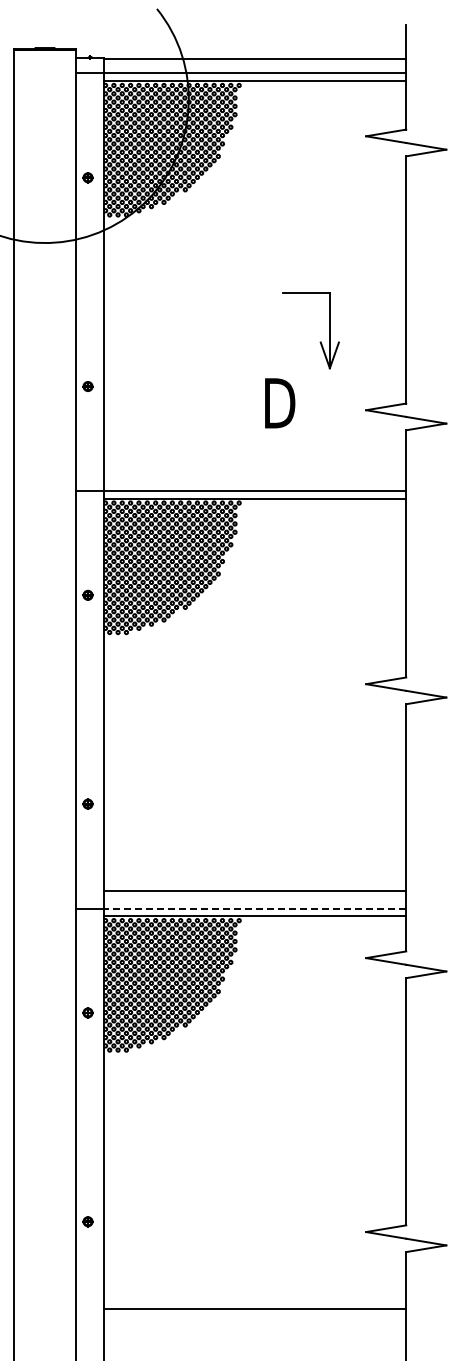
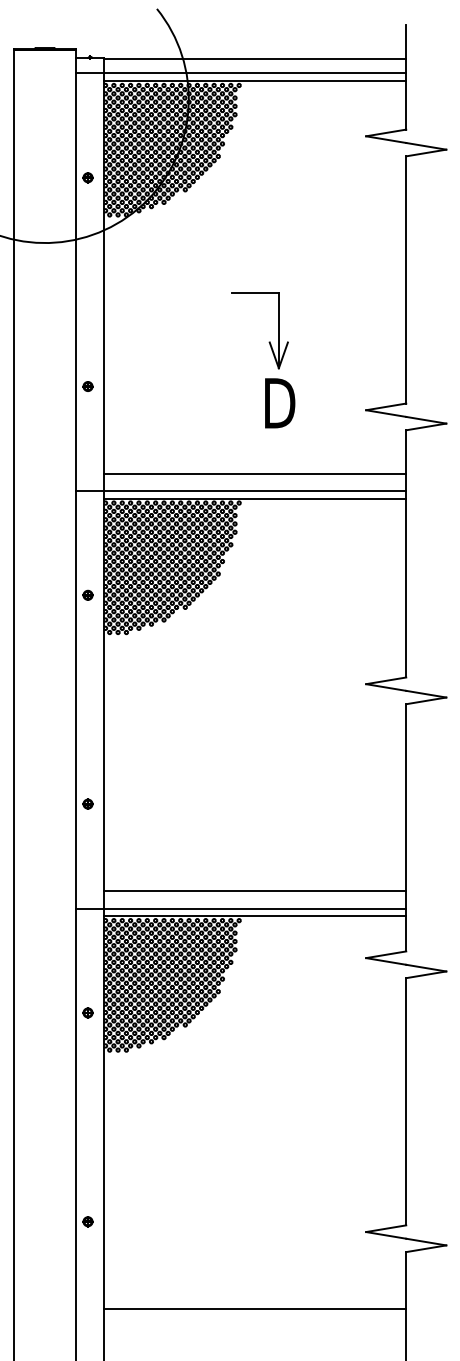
part position: (320, 341) -> (269, 341) (269, 341)
line: none -> present (255, 473)
line: dashed -> solid (255, 908)
